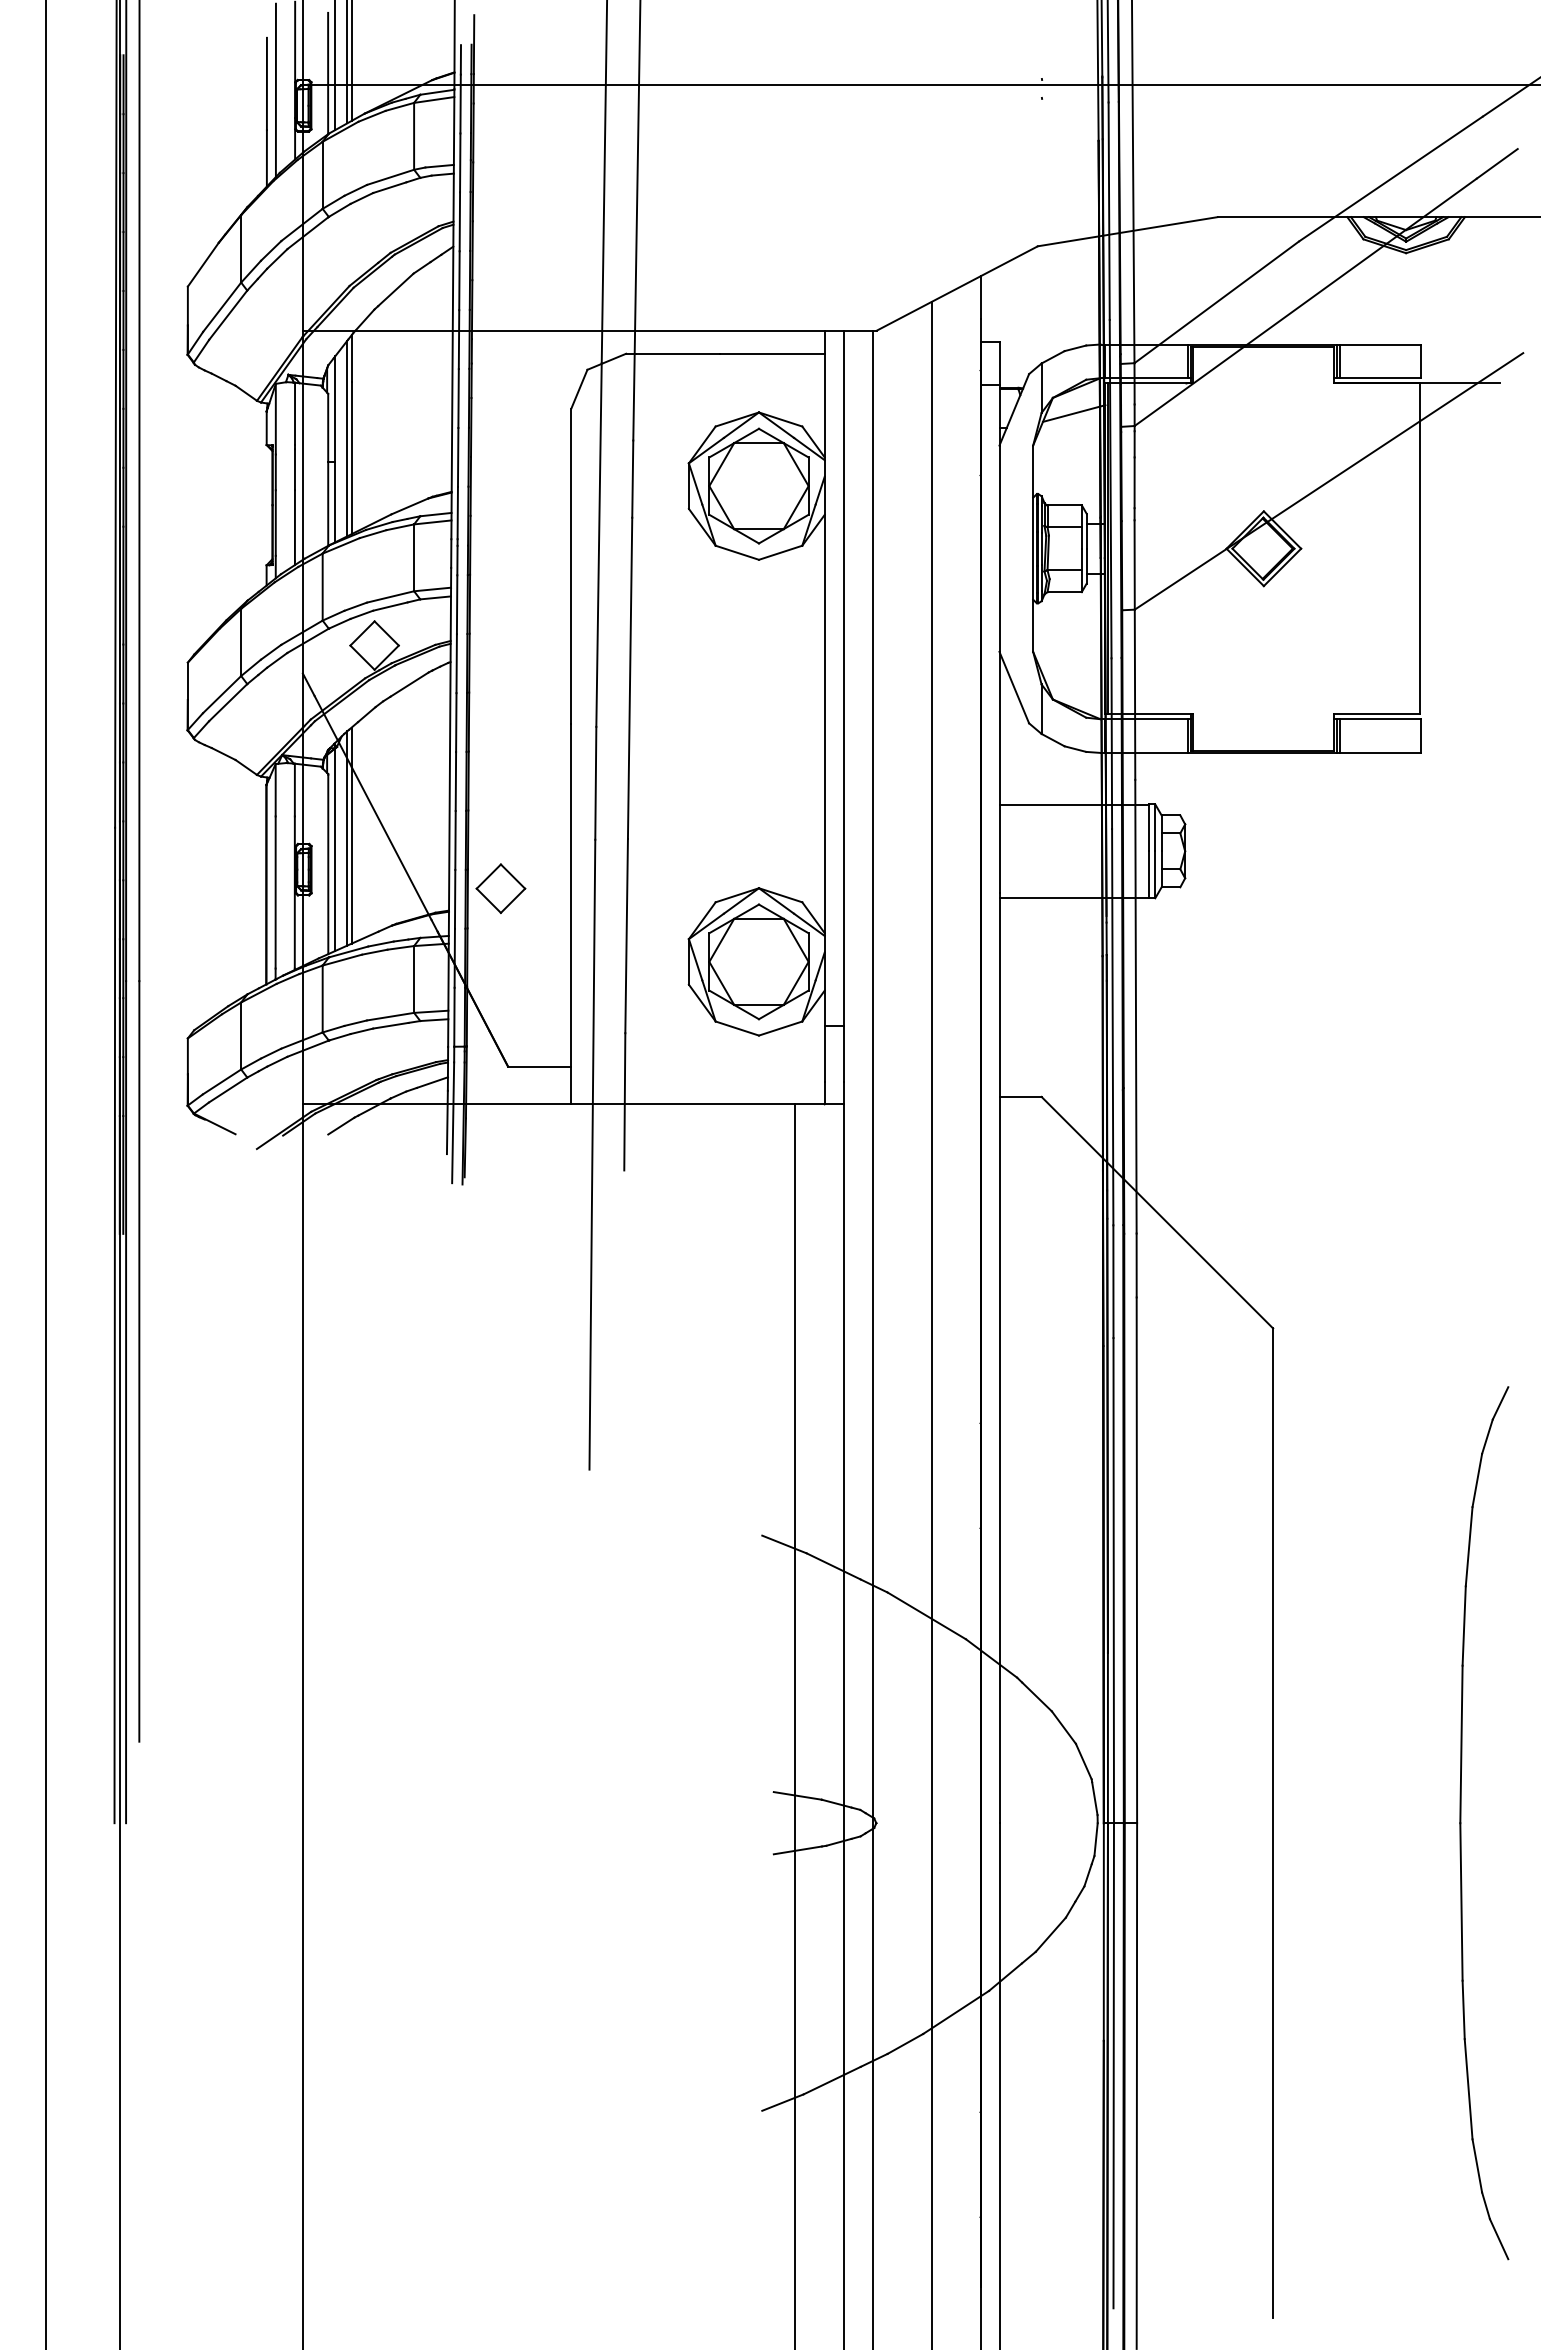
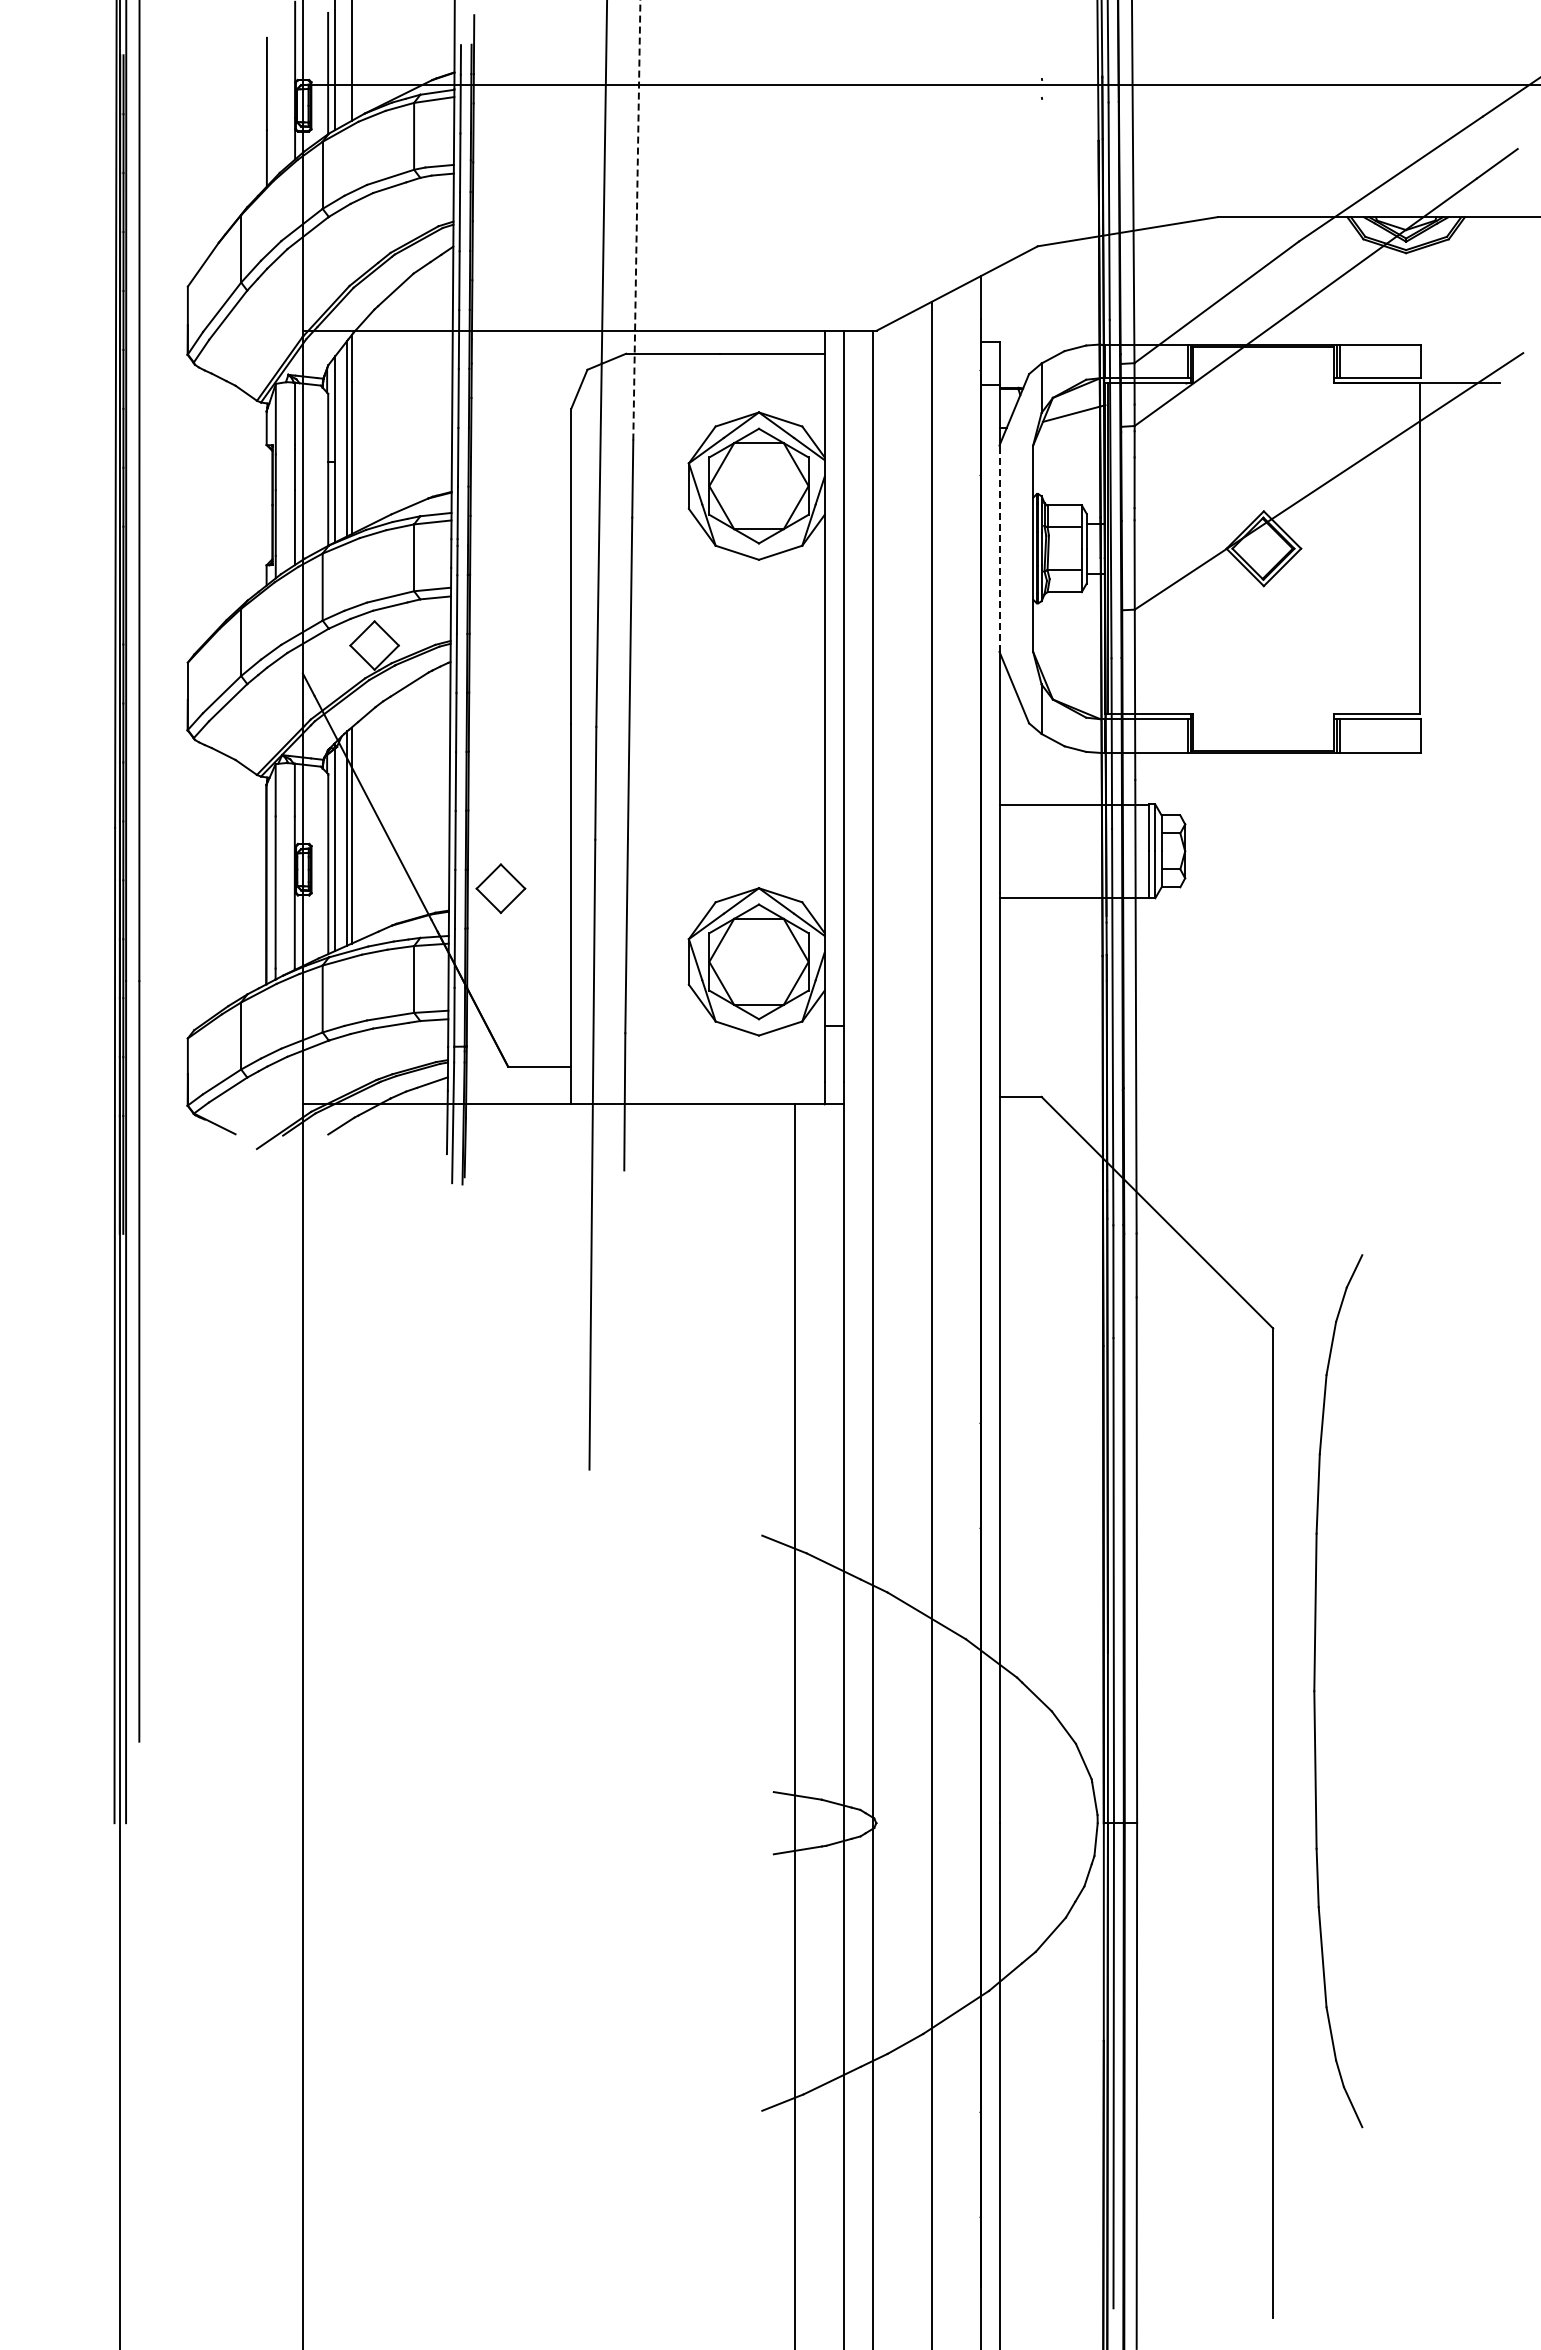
line: present -> none (347, 62)
line: present -> none (275, 90)
line: solid -> dashed (636, 219)
line: solid -> dashed (999, 548)
line: present -> none (46, 1174)
part position: (1461, 1823) -> (1315, 1691) (1315, 1691)
